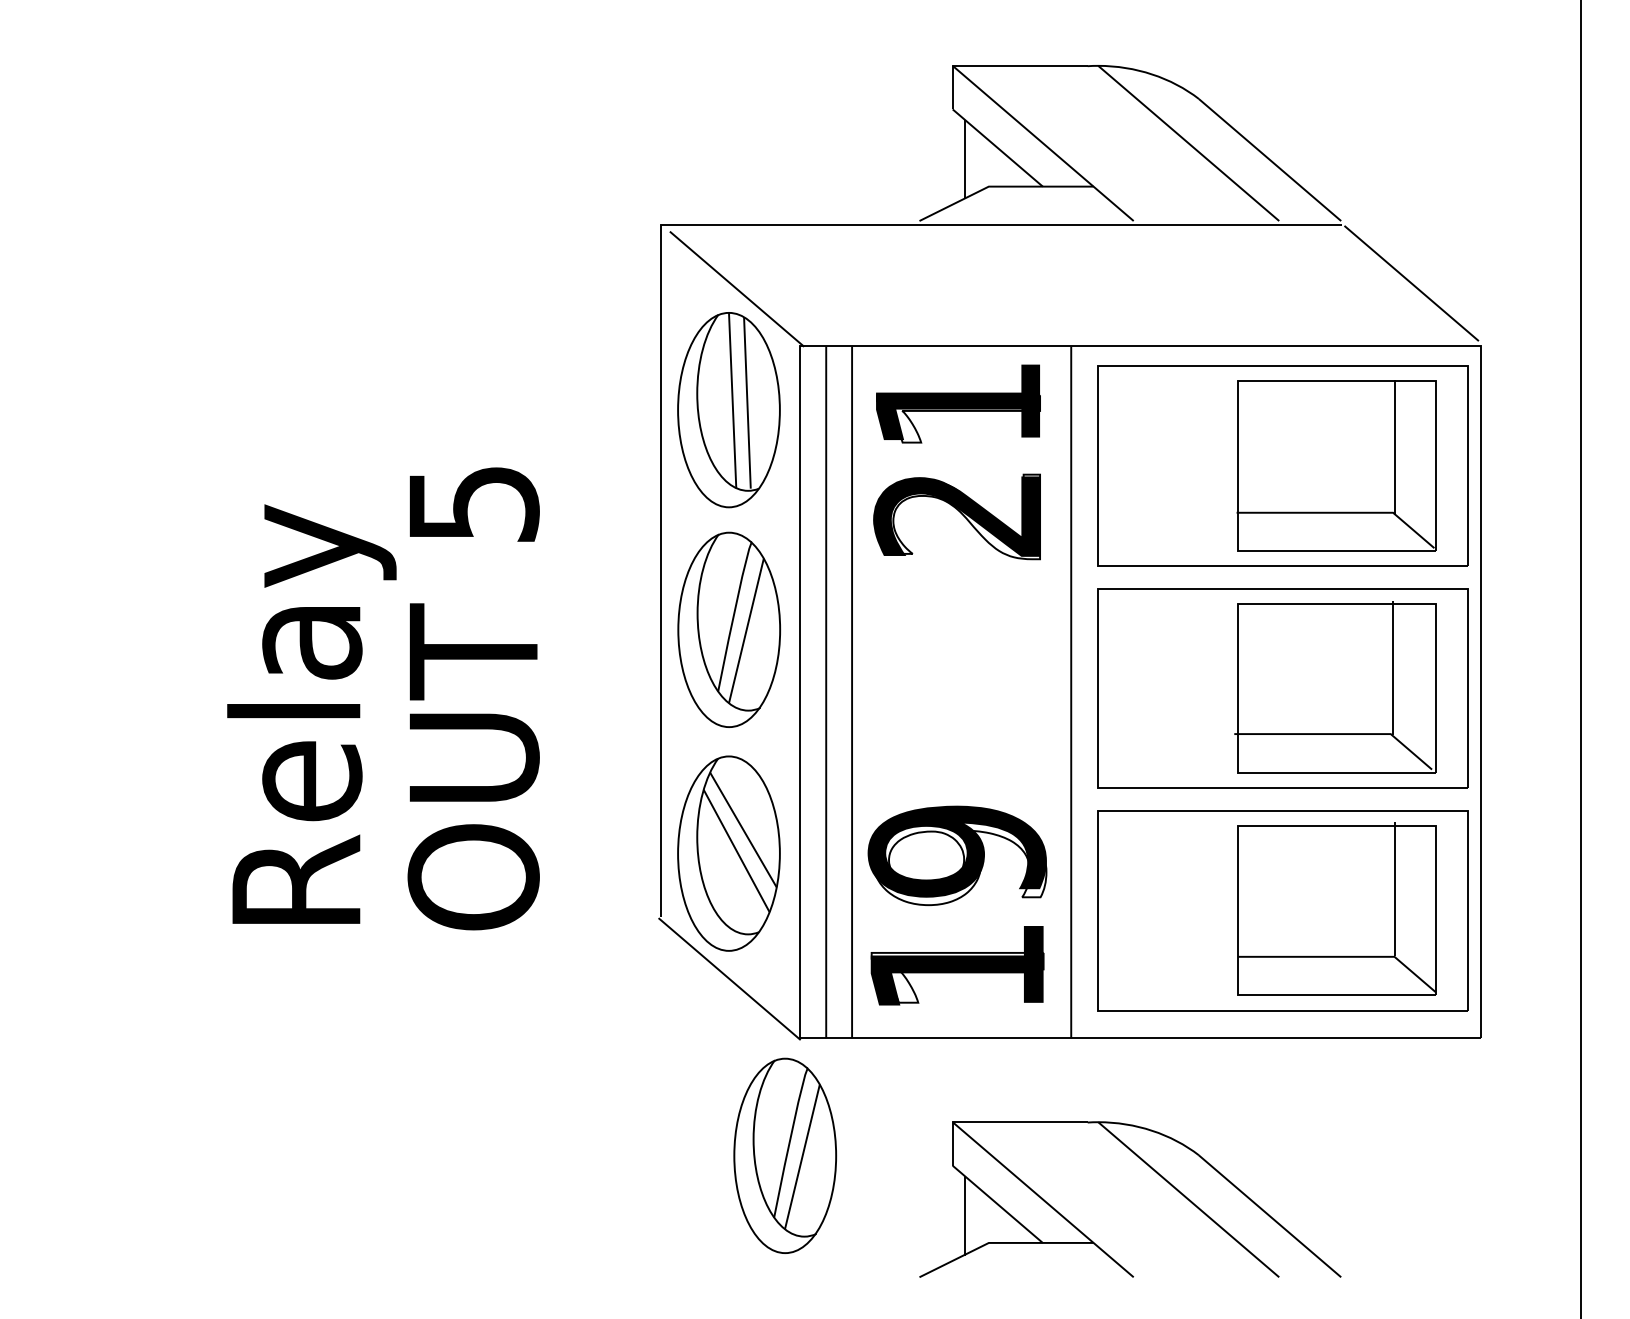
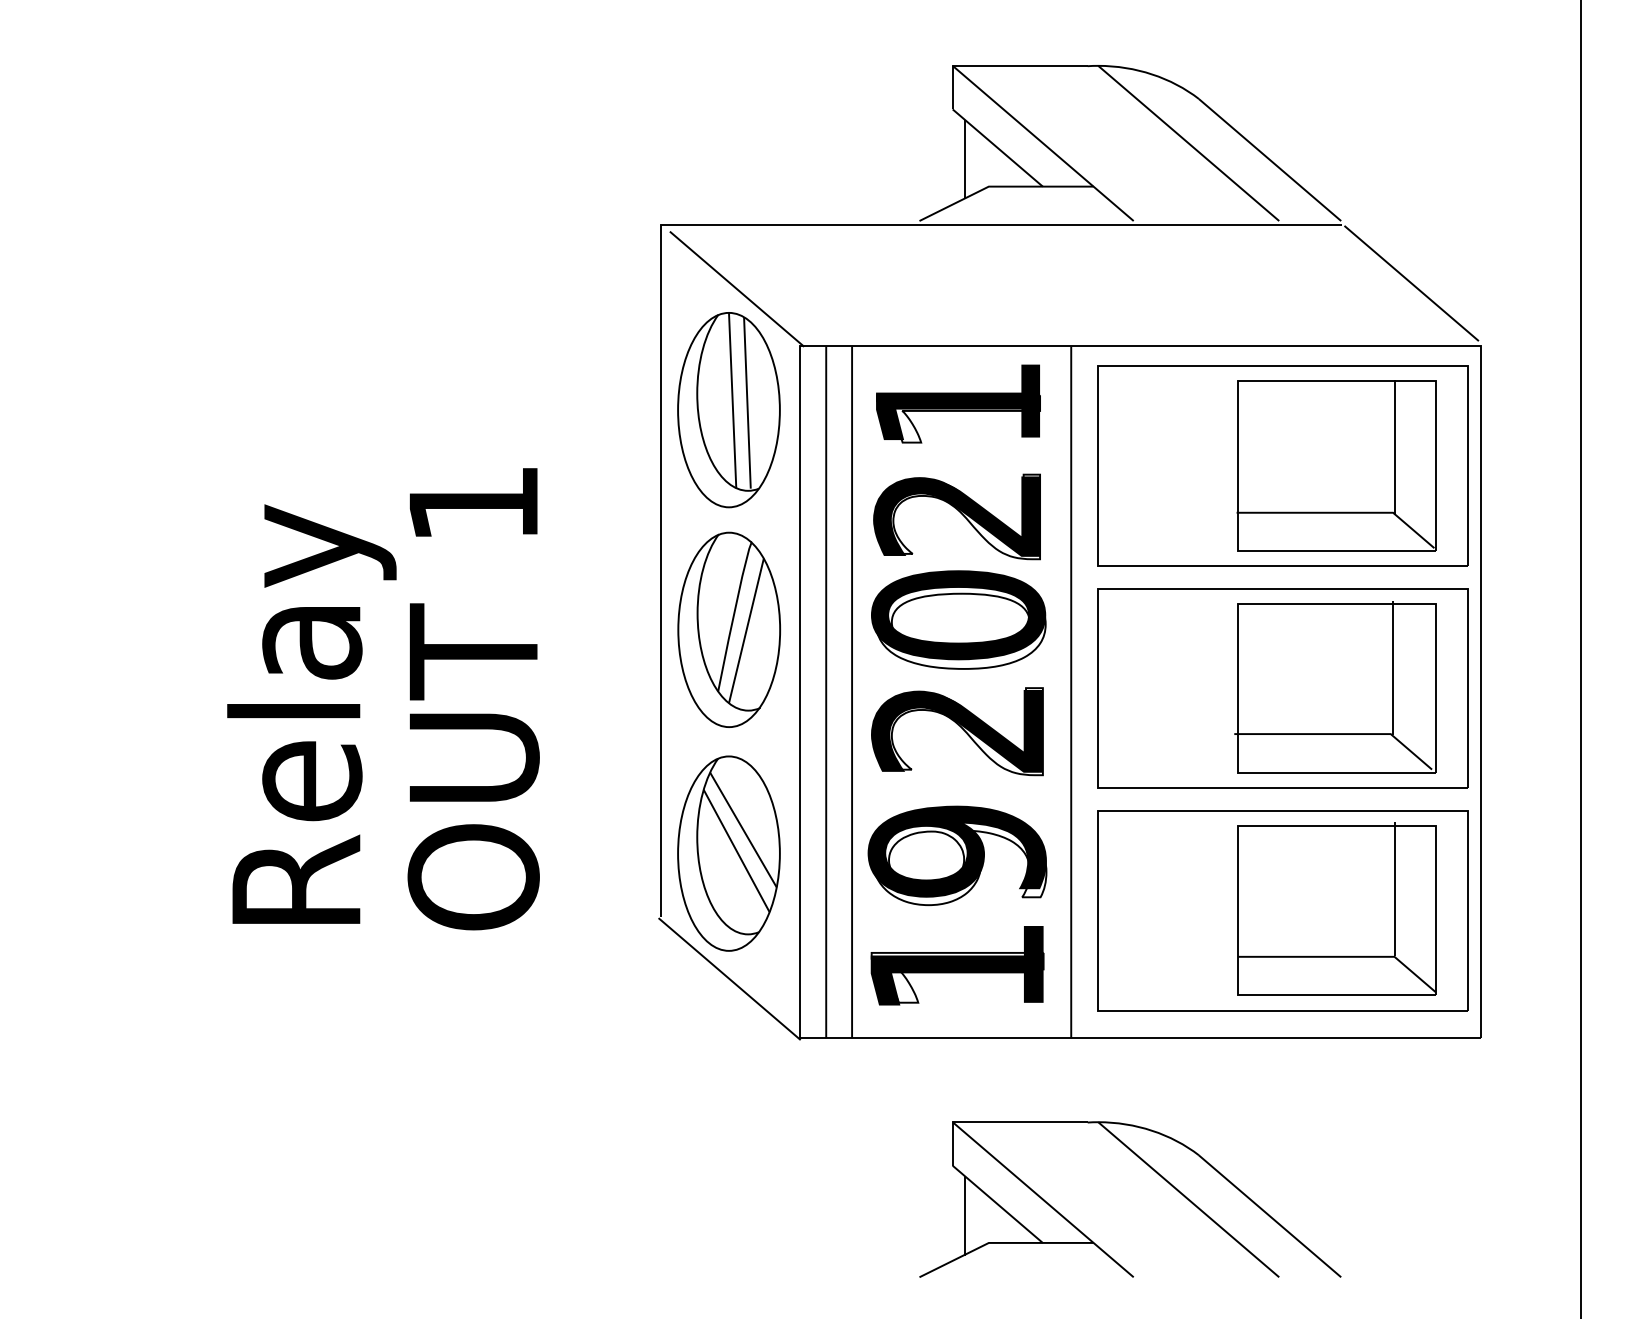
text: 5 -> 1 (474, 504)
part: none -> present (958, 673)
part: present -> none (785, 1155)
